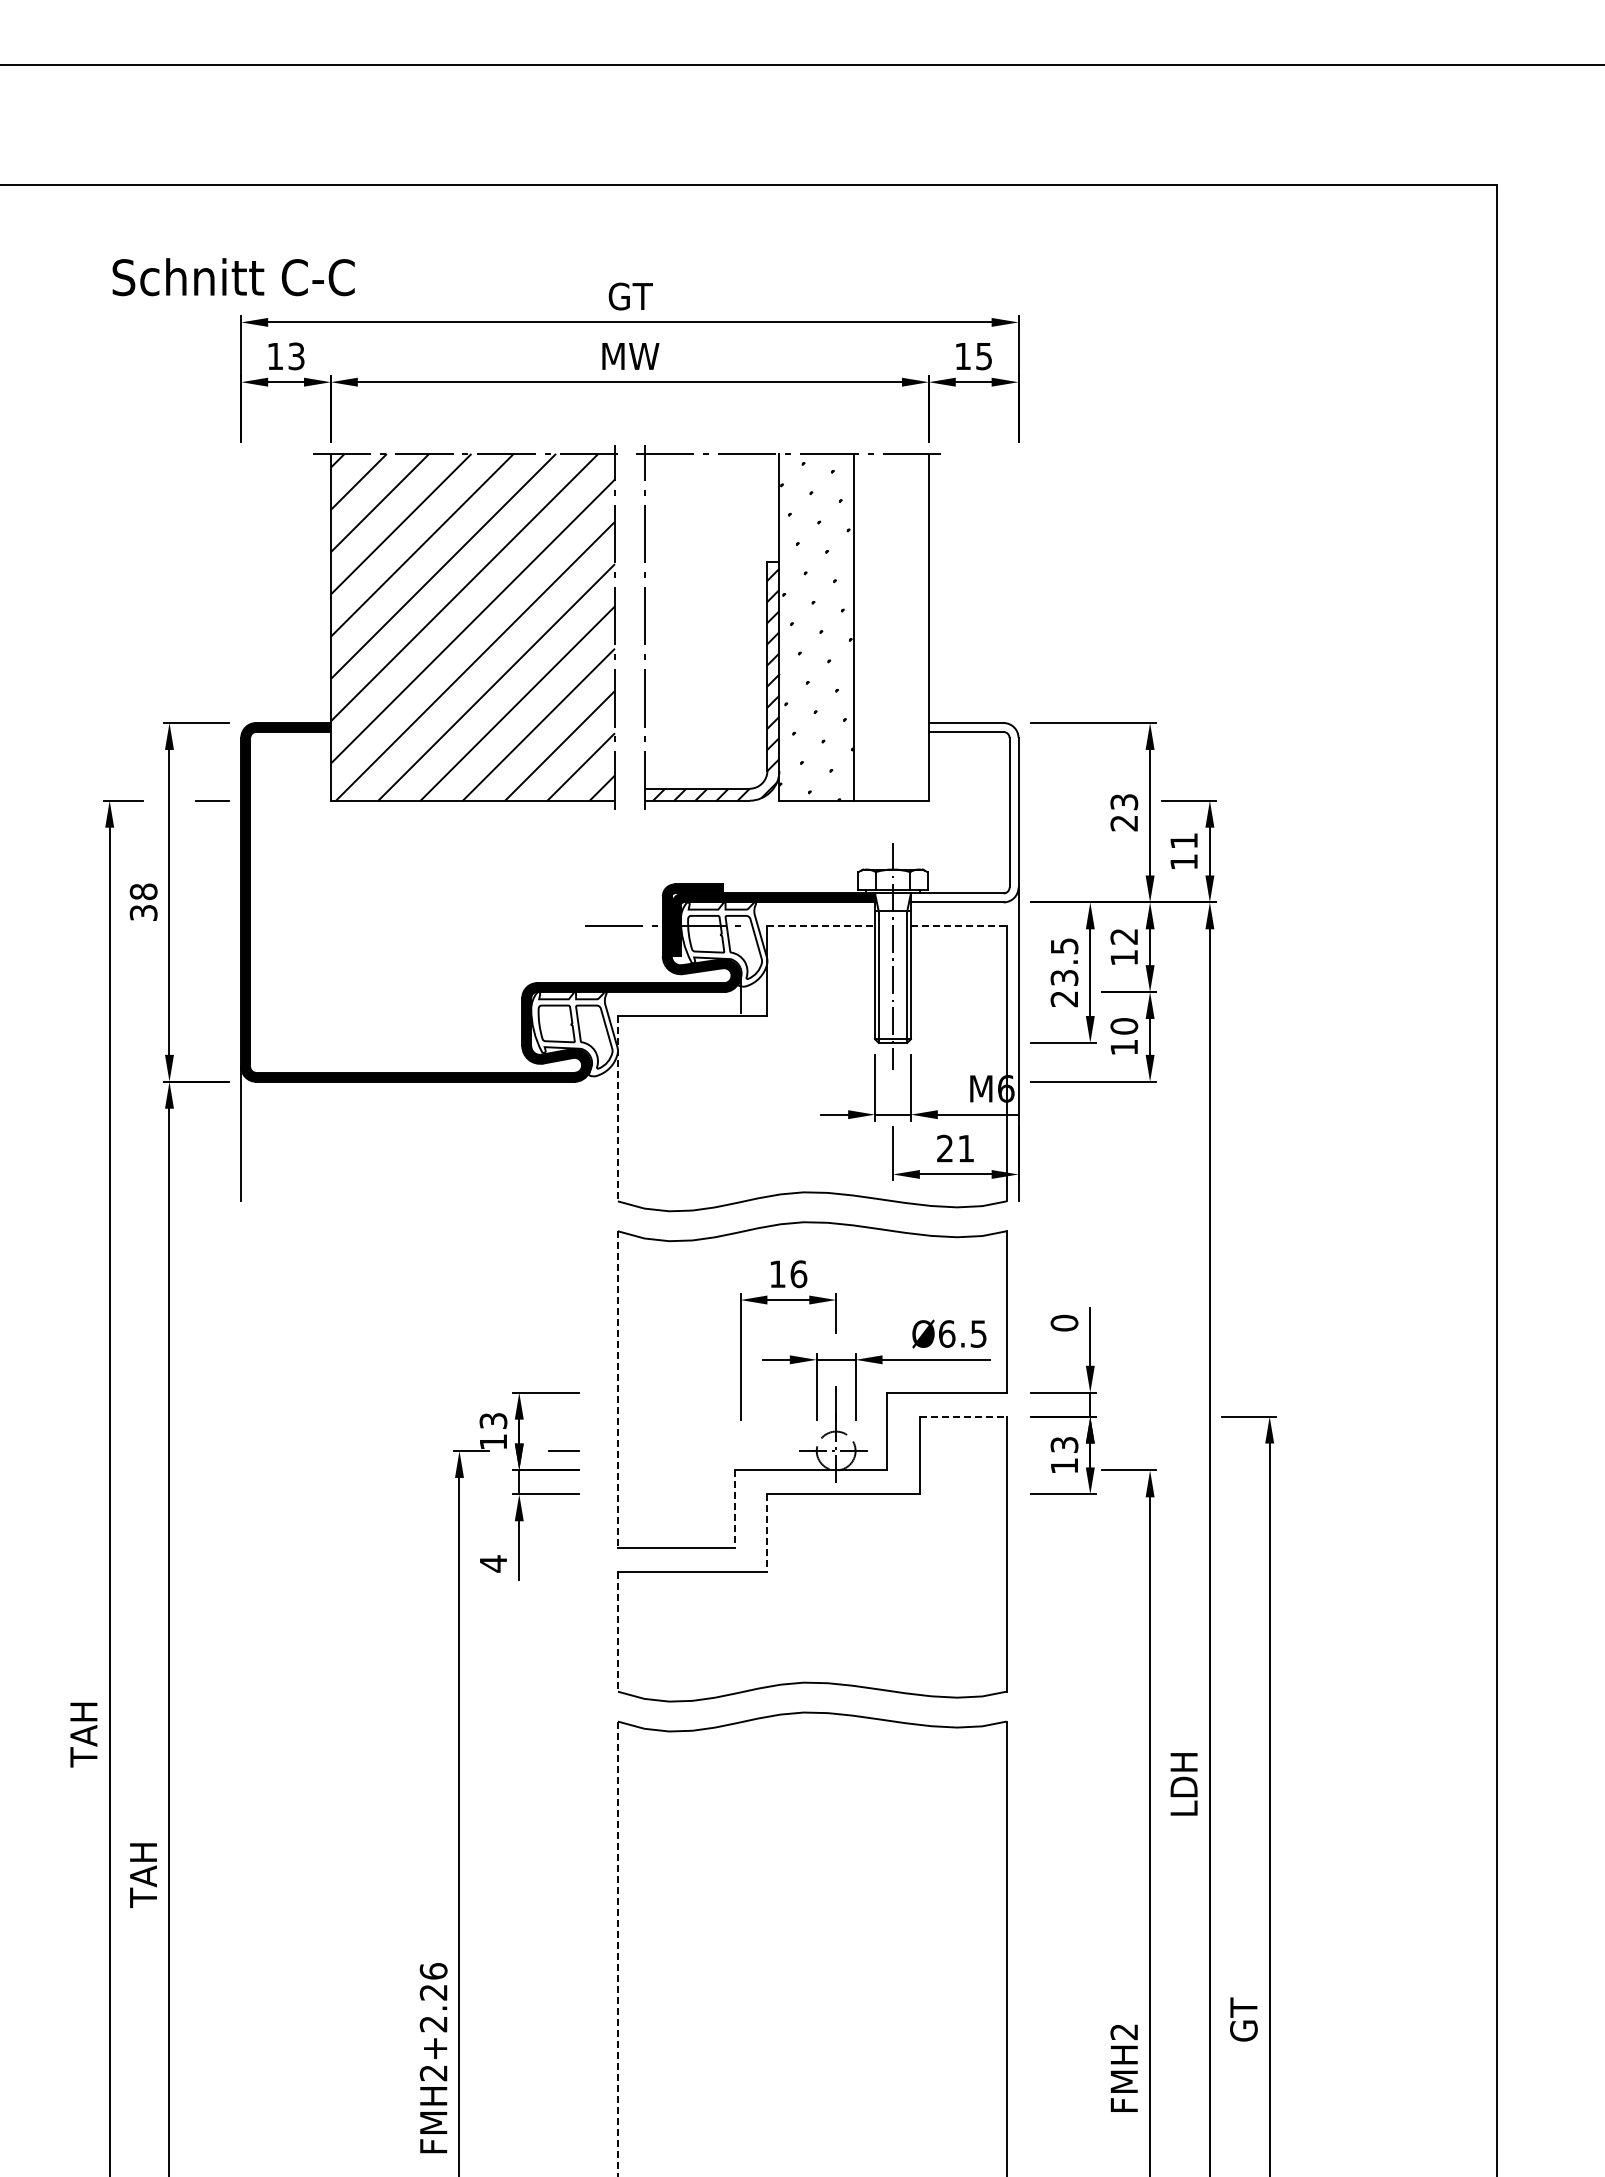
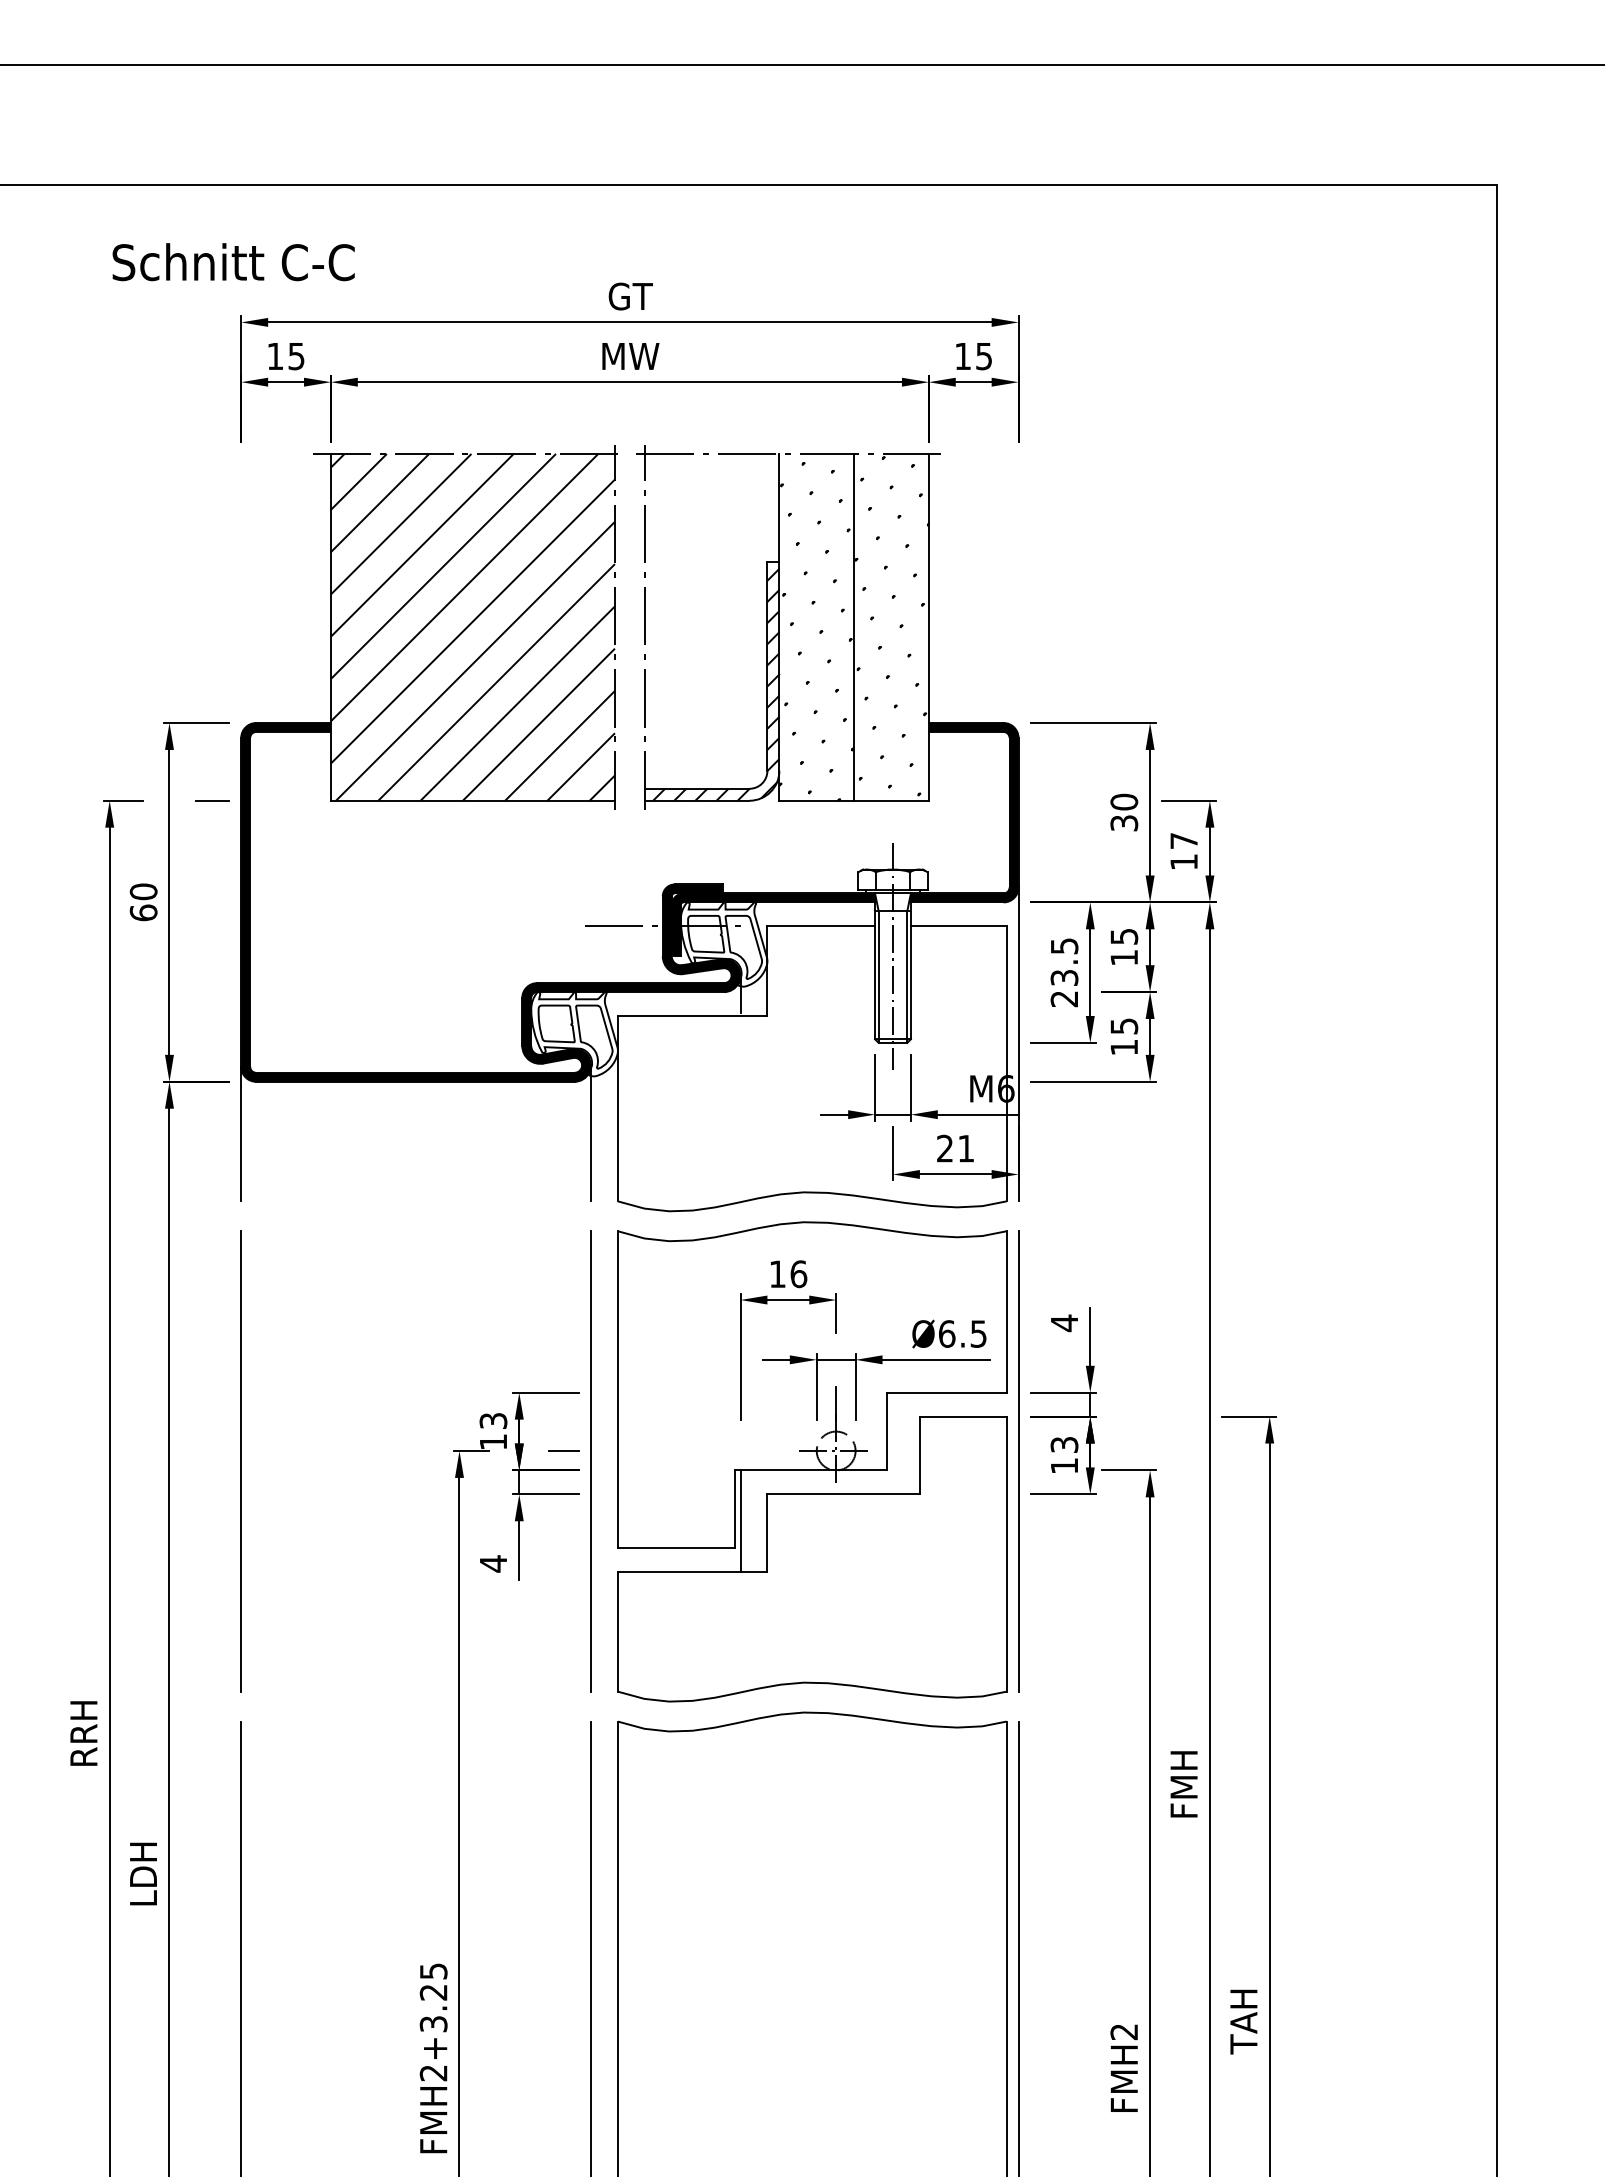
text position: (233, 277) -> (233, 262) (233, 262)
text: 13 -> 15 (296, 355)
hatch: none -> present (891, 625)
fill: none -> present (964, 812)
text: 23 -> 30 (1124, 812)
text: 11 -> 17 (1183, 840)
text: 38 -> 60 (143, 902)
line: dashed -> solid (821, 926)
line: dashed -> solid (958, 926)
text: 12 -> 15 (1124, 936)
text: 10 -> 15 (1124, 1026)
line: dashed -> solid (617, 1108)
line: none -> present (591, 1133)
text: 0 -> 4 (1064, 1323)
line: dashed -> solid (617, 1390)
line: dashed -> solid (963, 1416)
line: none -> present (241, 1461)
line: none -> present (591, 1461)
line: none -> present (1018, 1461)
line: dashed -> solid (734, 1509)
line: none -> present (740, 1521)
line: dashed -> solid (767, 1533)
line: dashed -> solid (617, 1631)
text: TAH -> RRH (83, 1734)
text: LDH -> FMH (1183, 1784)
text: TAH -> LDH (143, 1875)
line: none -> present (241, 1947)
line: none -> present (591, 1947)
line: none -> present (1018, 1947)
line: dashed -> solid (617, 1949)
text: FMH2+2.26 -> FMH2+3.25 (433, 1997)
text: GT -> TAH (1243, 2021)
